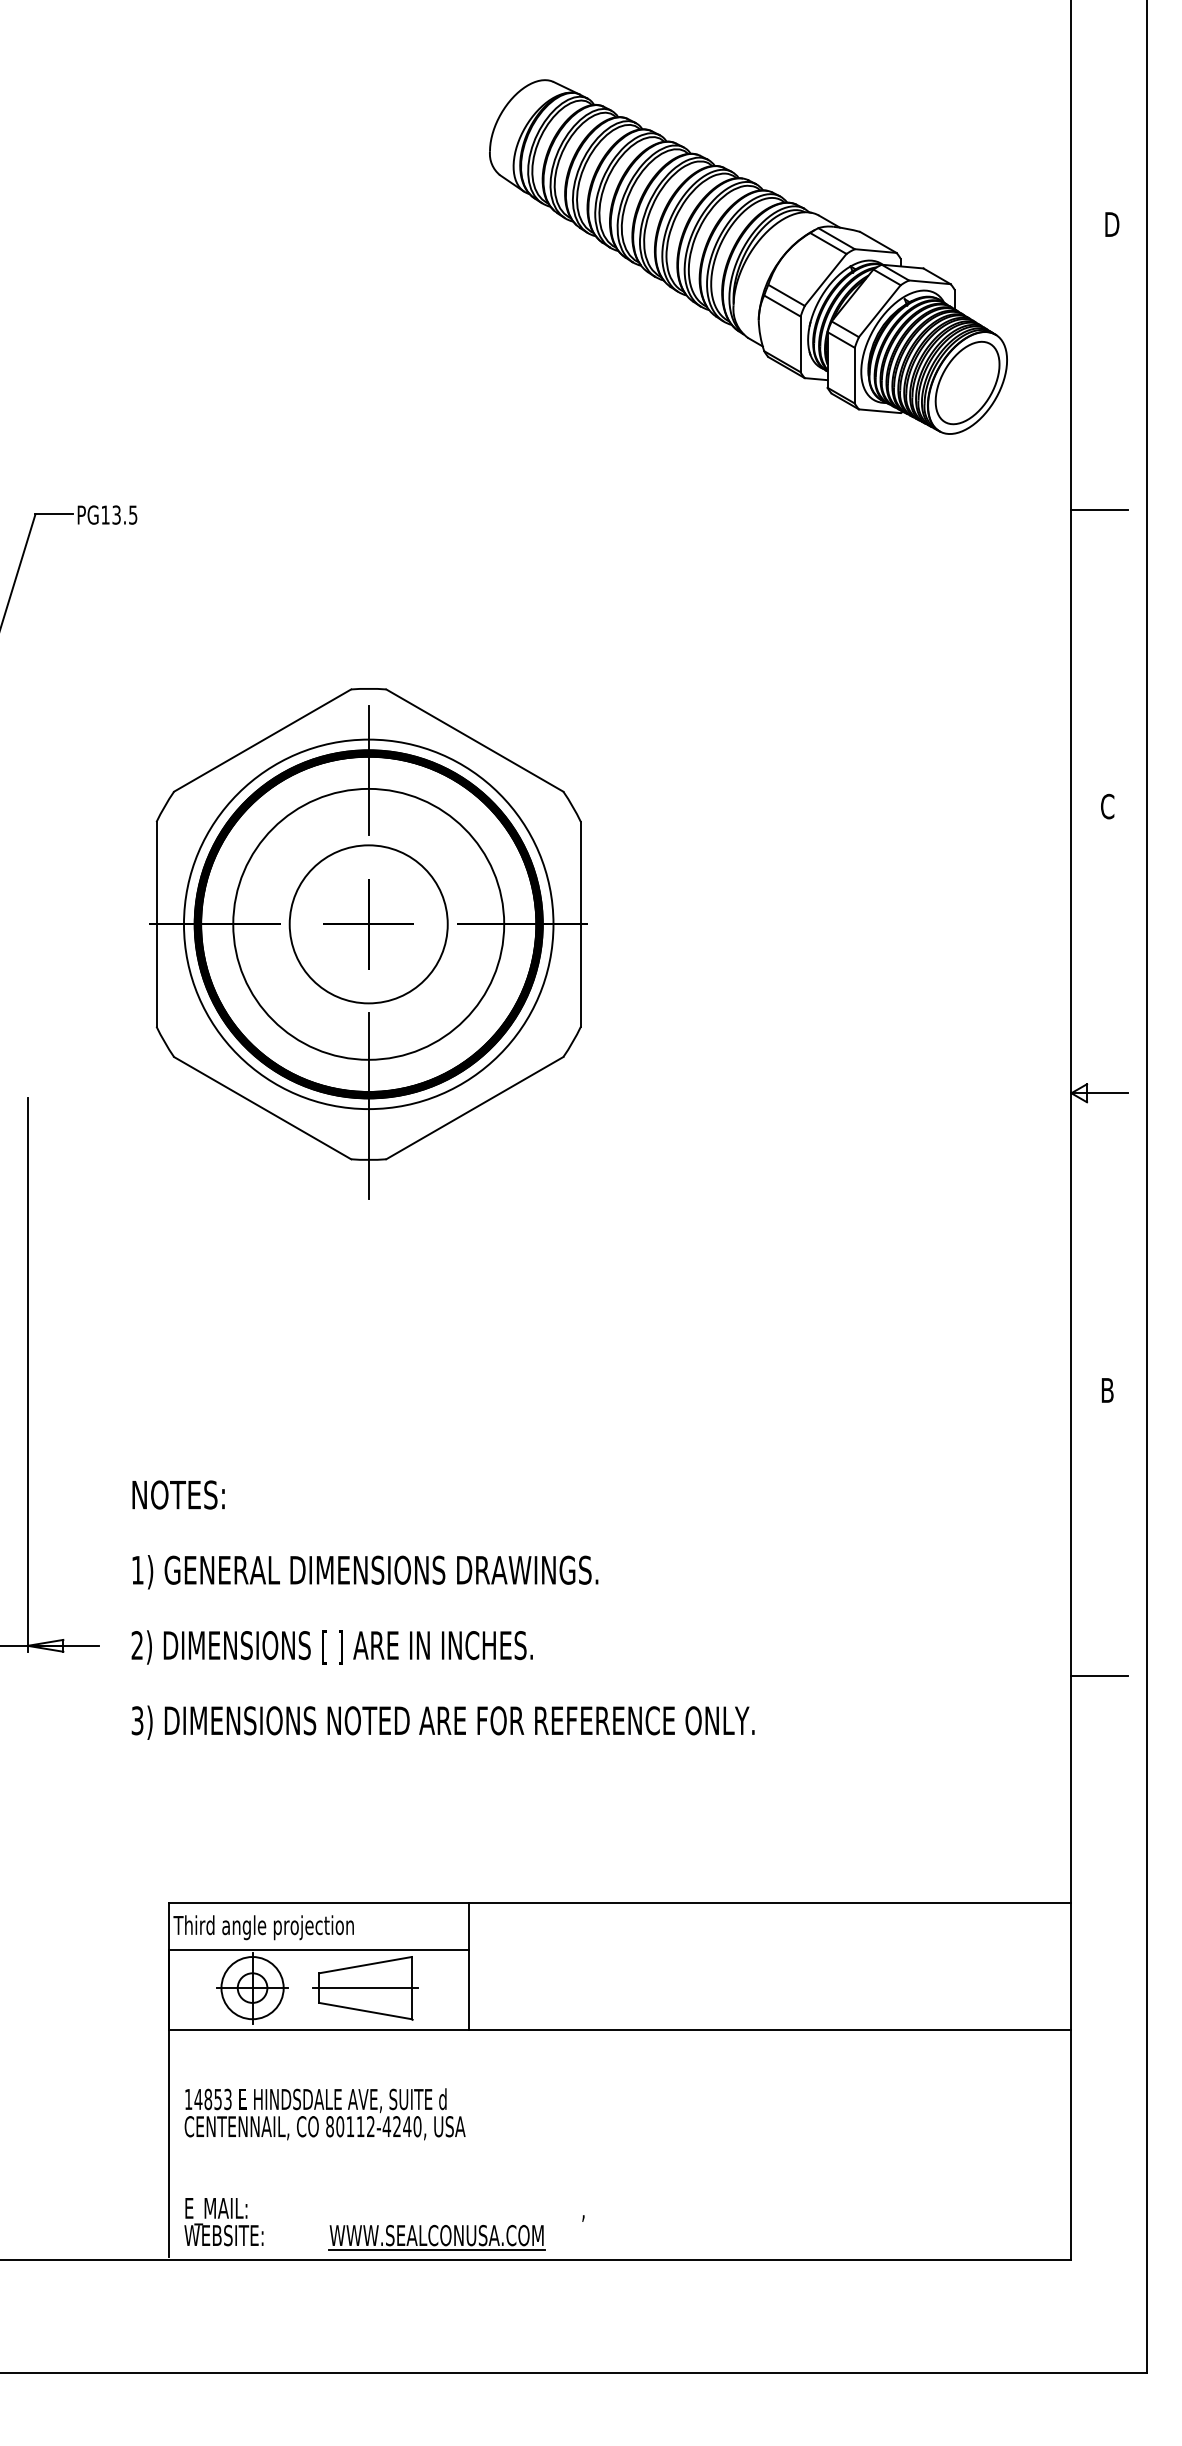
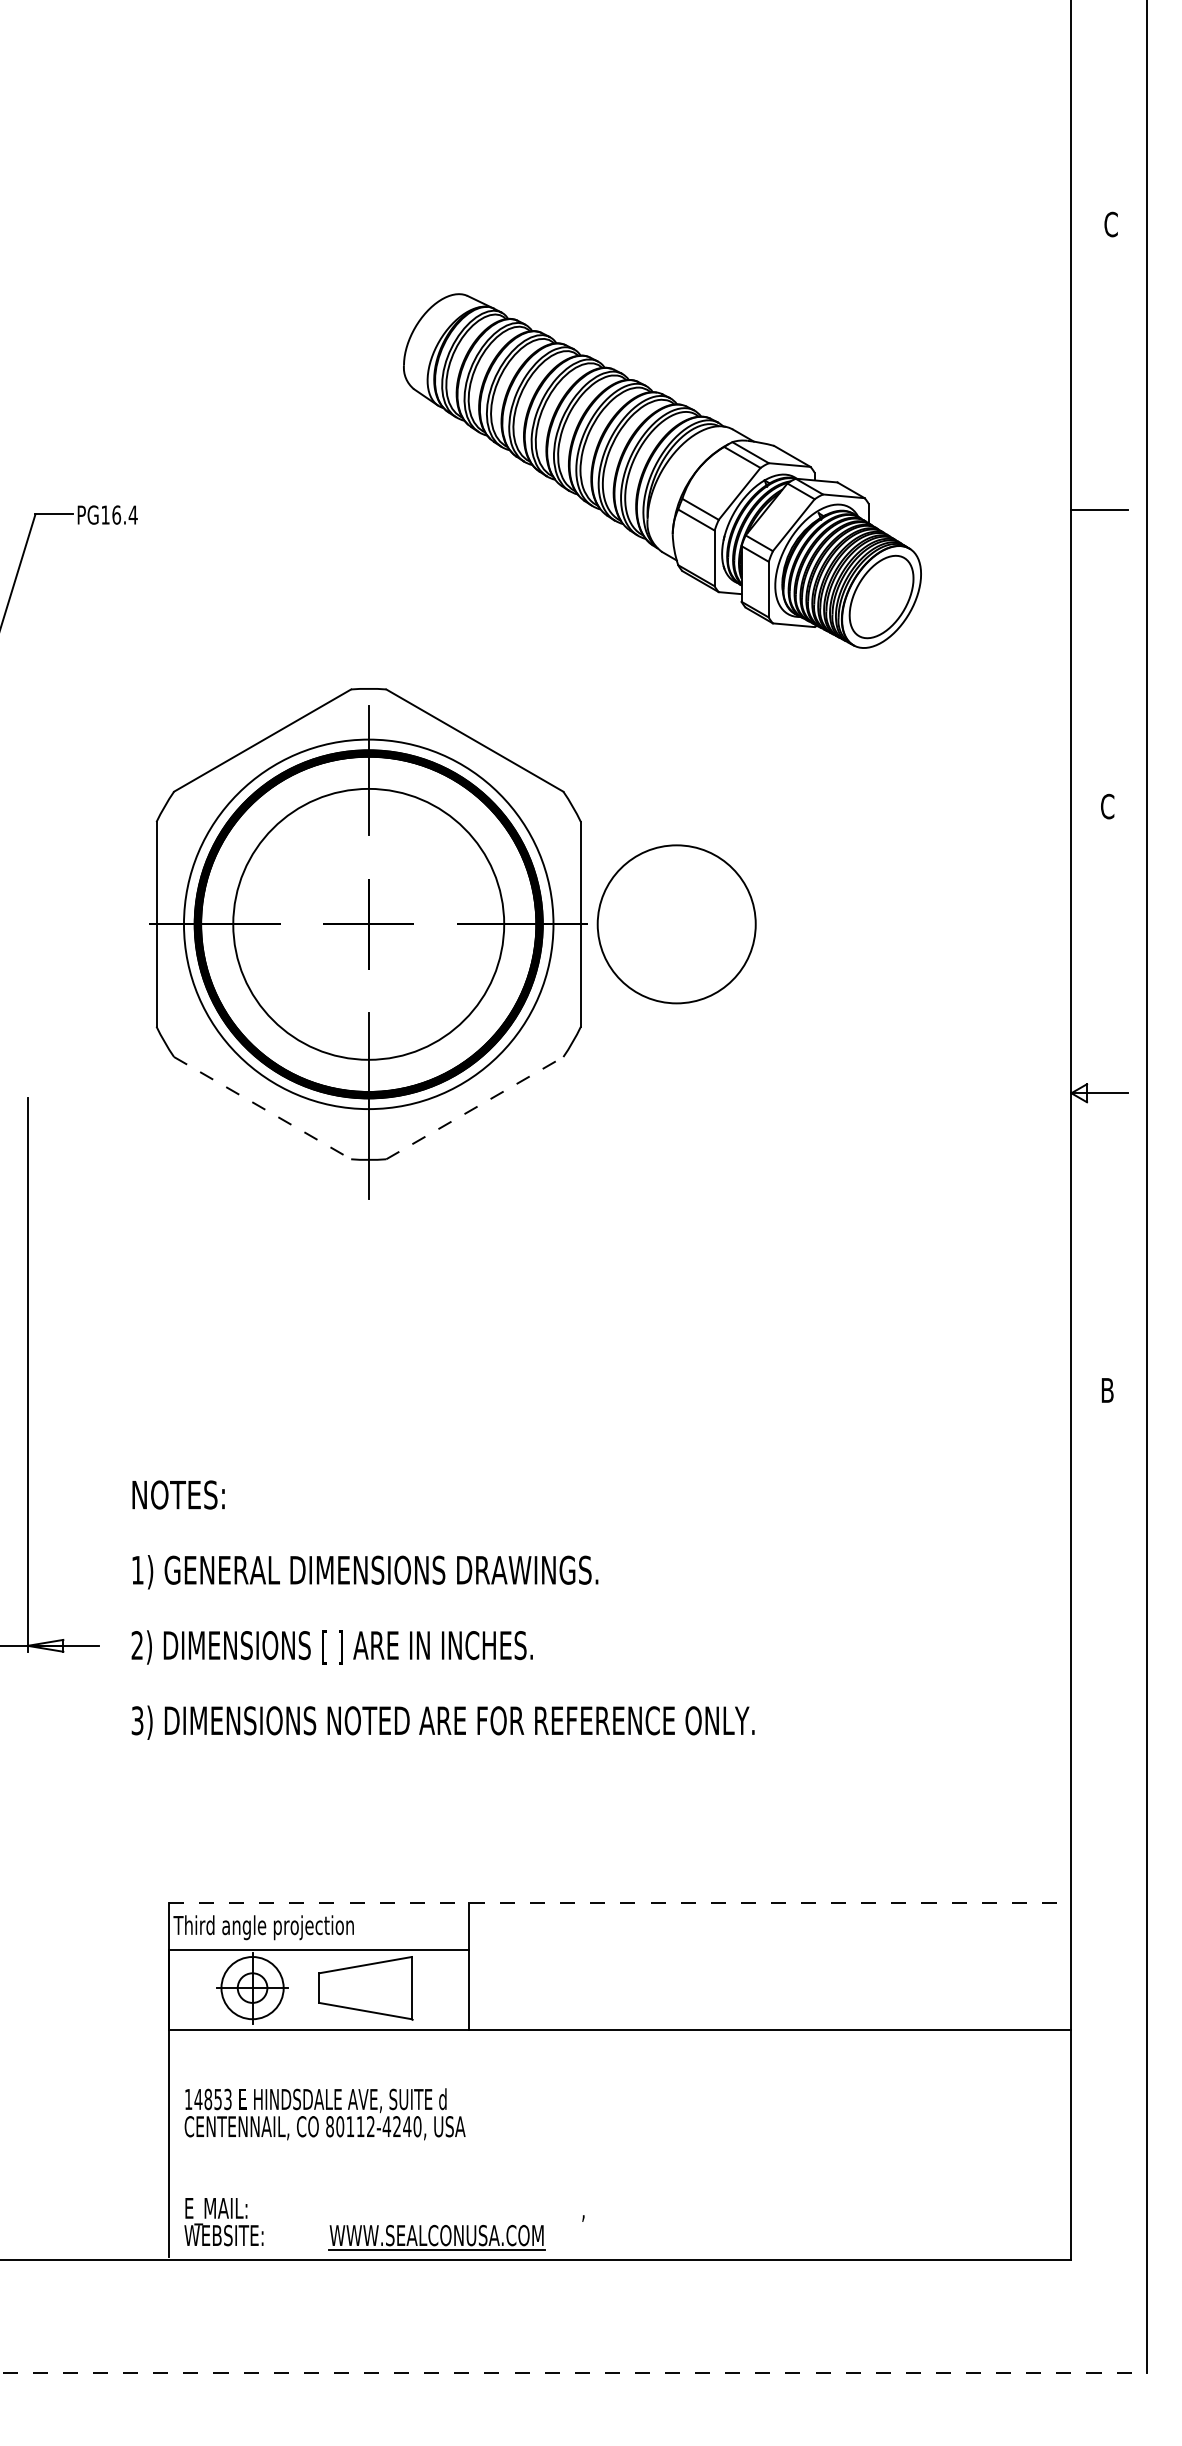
text: D -> C (1111, 224)
part position: (748, 256) -> (662, 470) (662, 470)
text: PG13.5 -> PG16.4 (124, 514)
circle position: (368, 924) -> (676, 924) (676, 924)
line: solid -> dashed (475, 1107)
line: solid -> dashed (263, 1108)
line: present -> none (1099, 1676)
line: solid -> dashed (620, 1903)
line: present -> none (365, 1988)
line: solid -> dashed (573, 2372)
